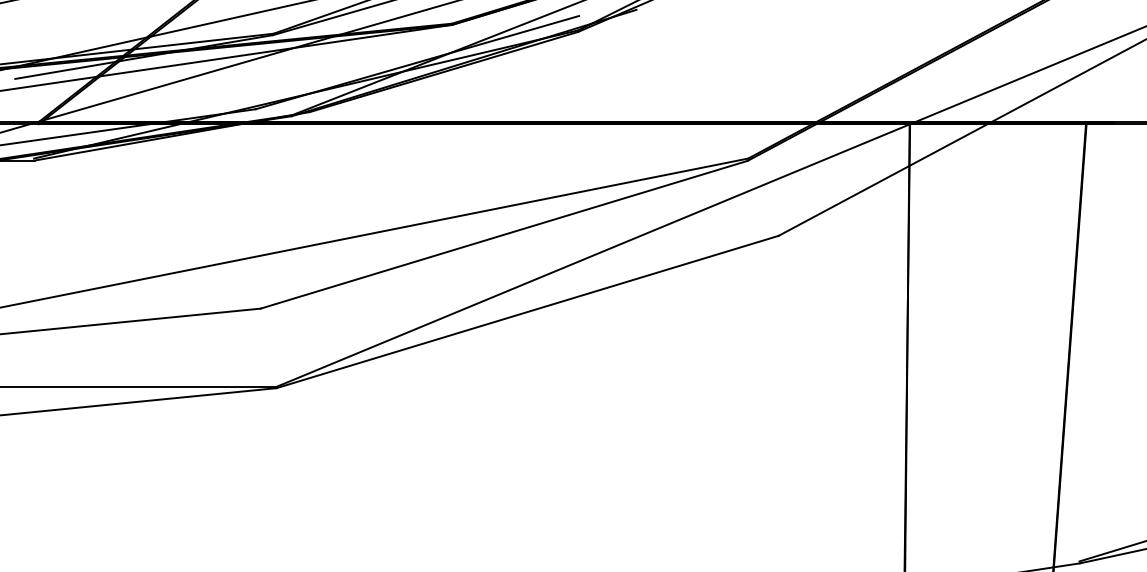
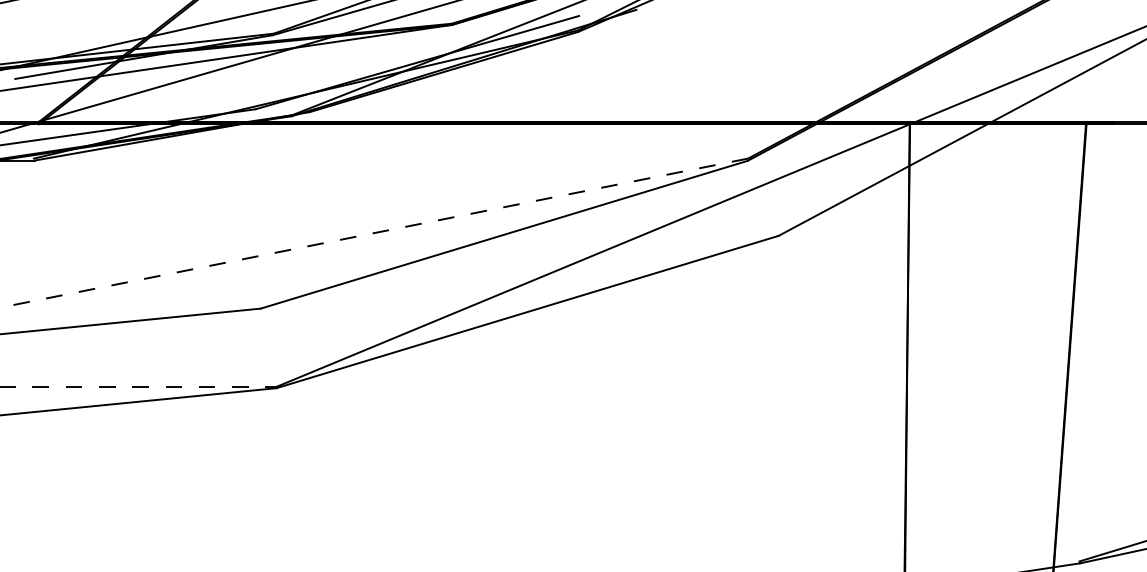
line: solid -> dashed (373, 233)
line: solid -> dashed (139, 386)
